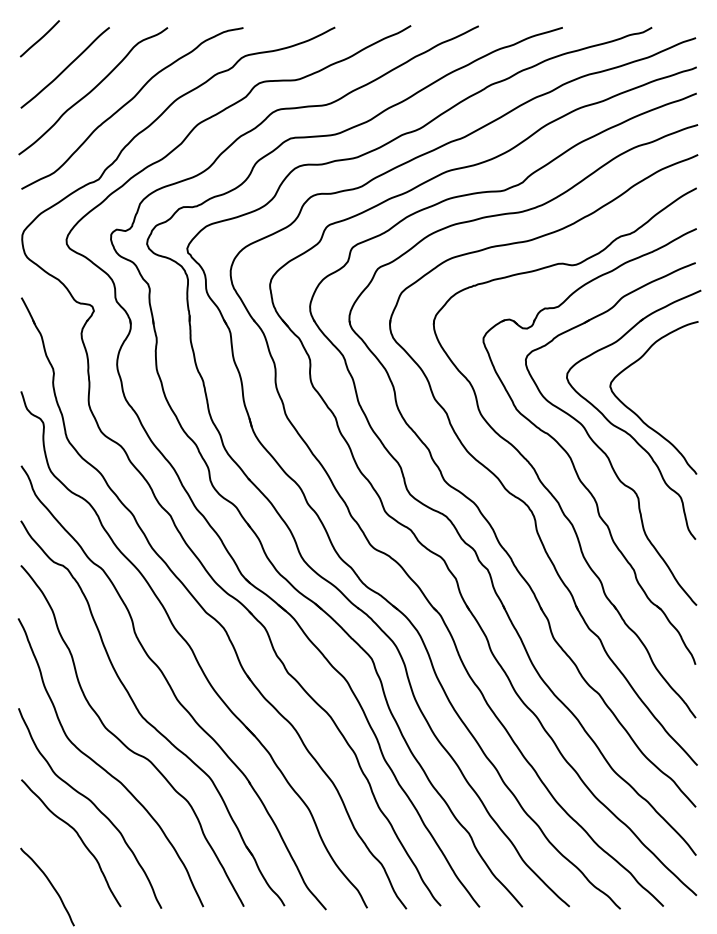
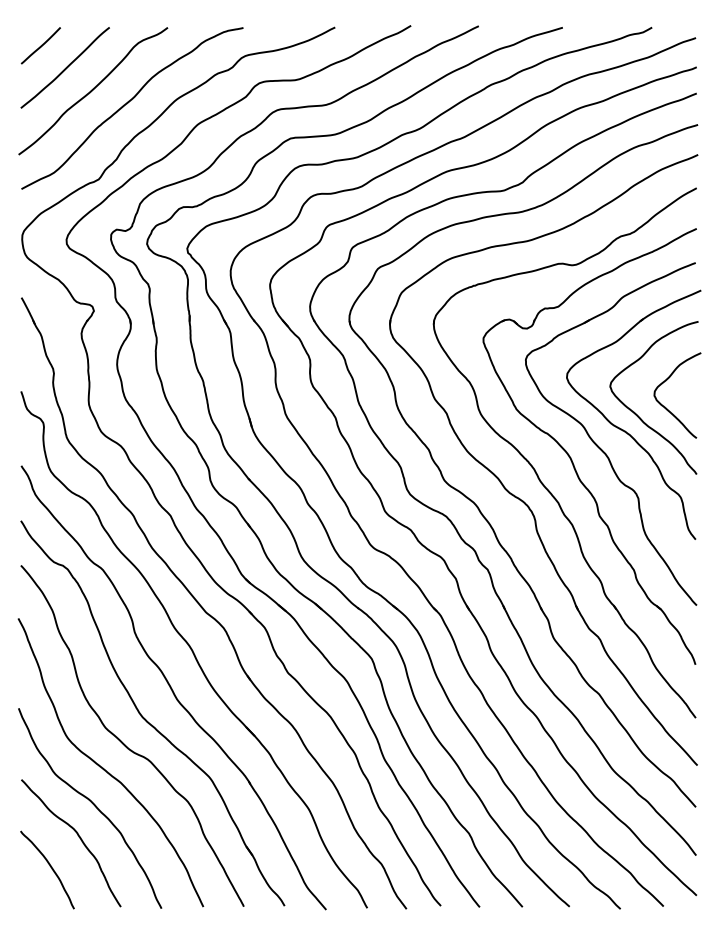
line position: (39, 38) -> (40, 45) (40, 45)
curve: none -> present (665, 406)
curve position: (49, 883) -> (49, 866) (49, 866)
